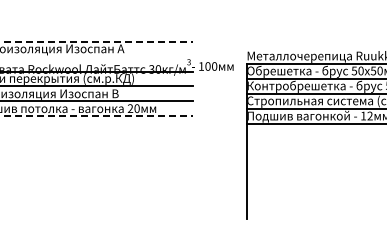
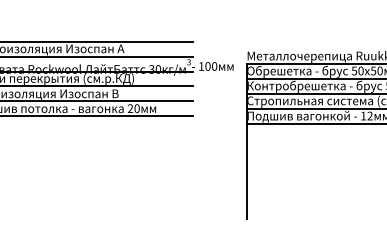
line: dashed -> solid (97, 41)
line: none -> present (97, 56)
line: dashed -> solid (97, 116)
